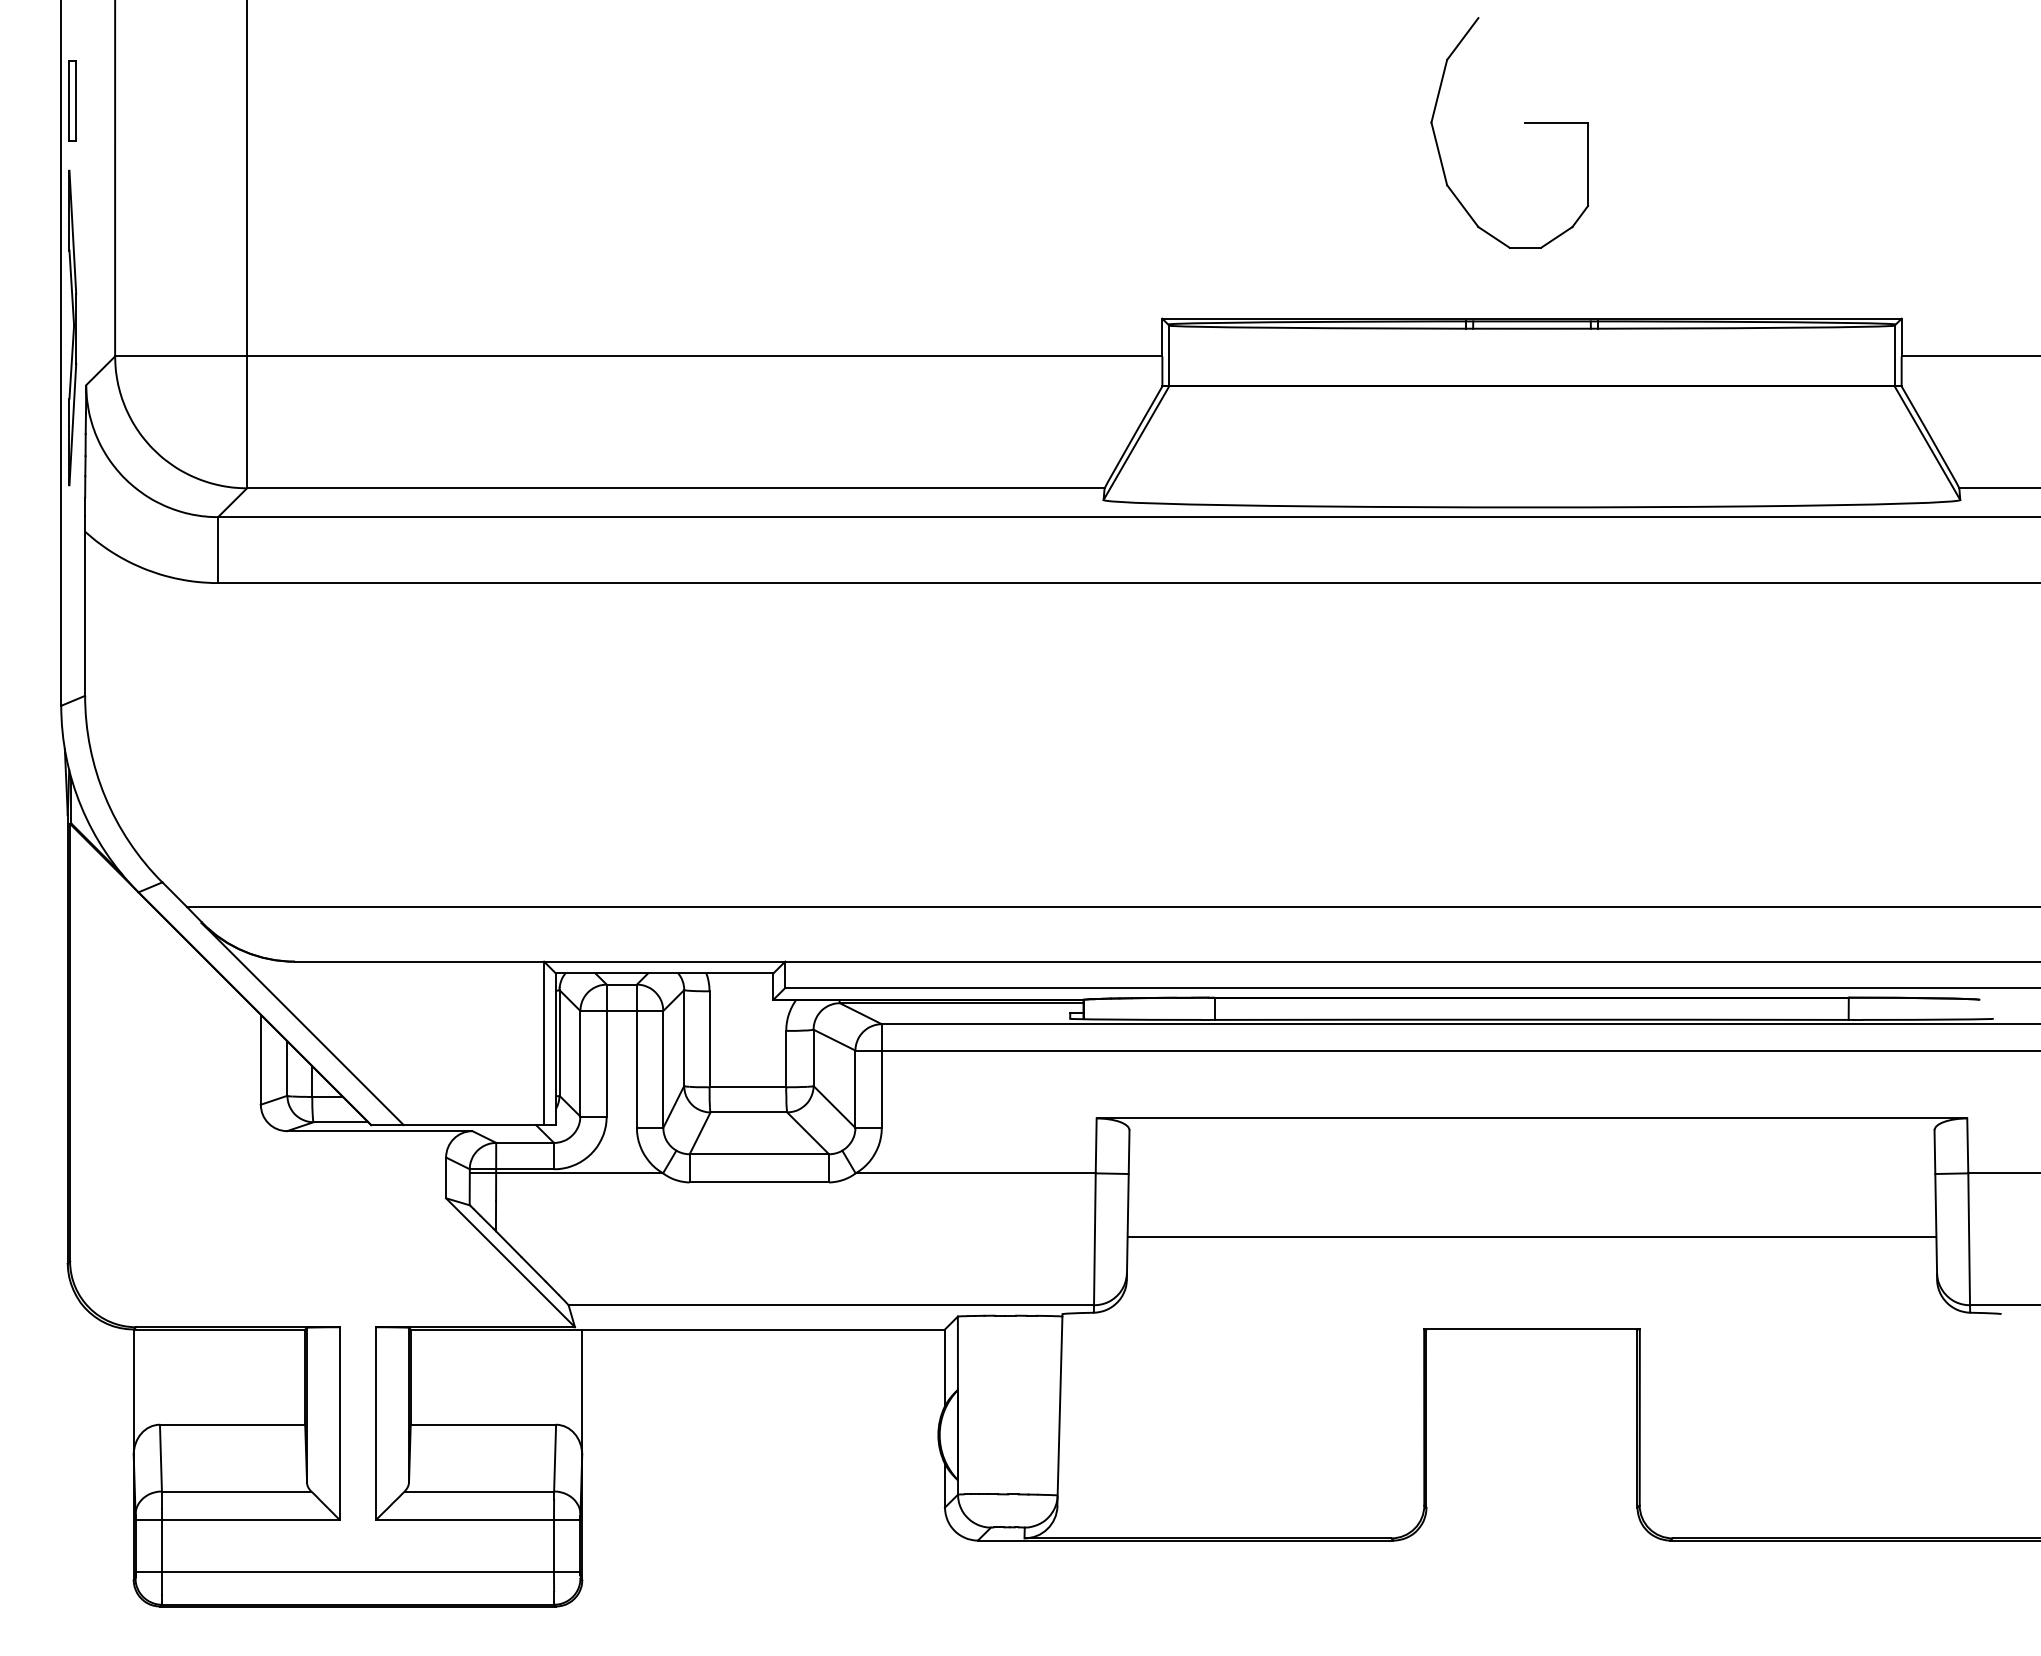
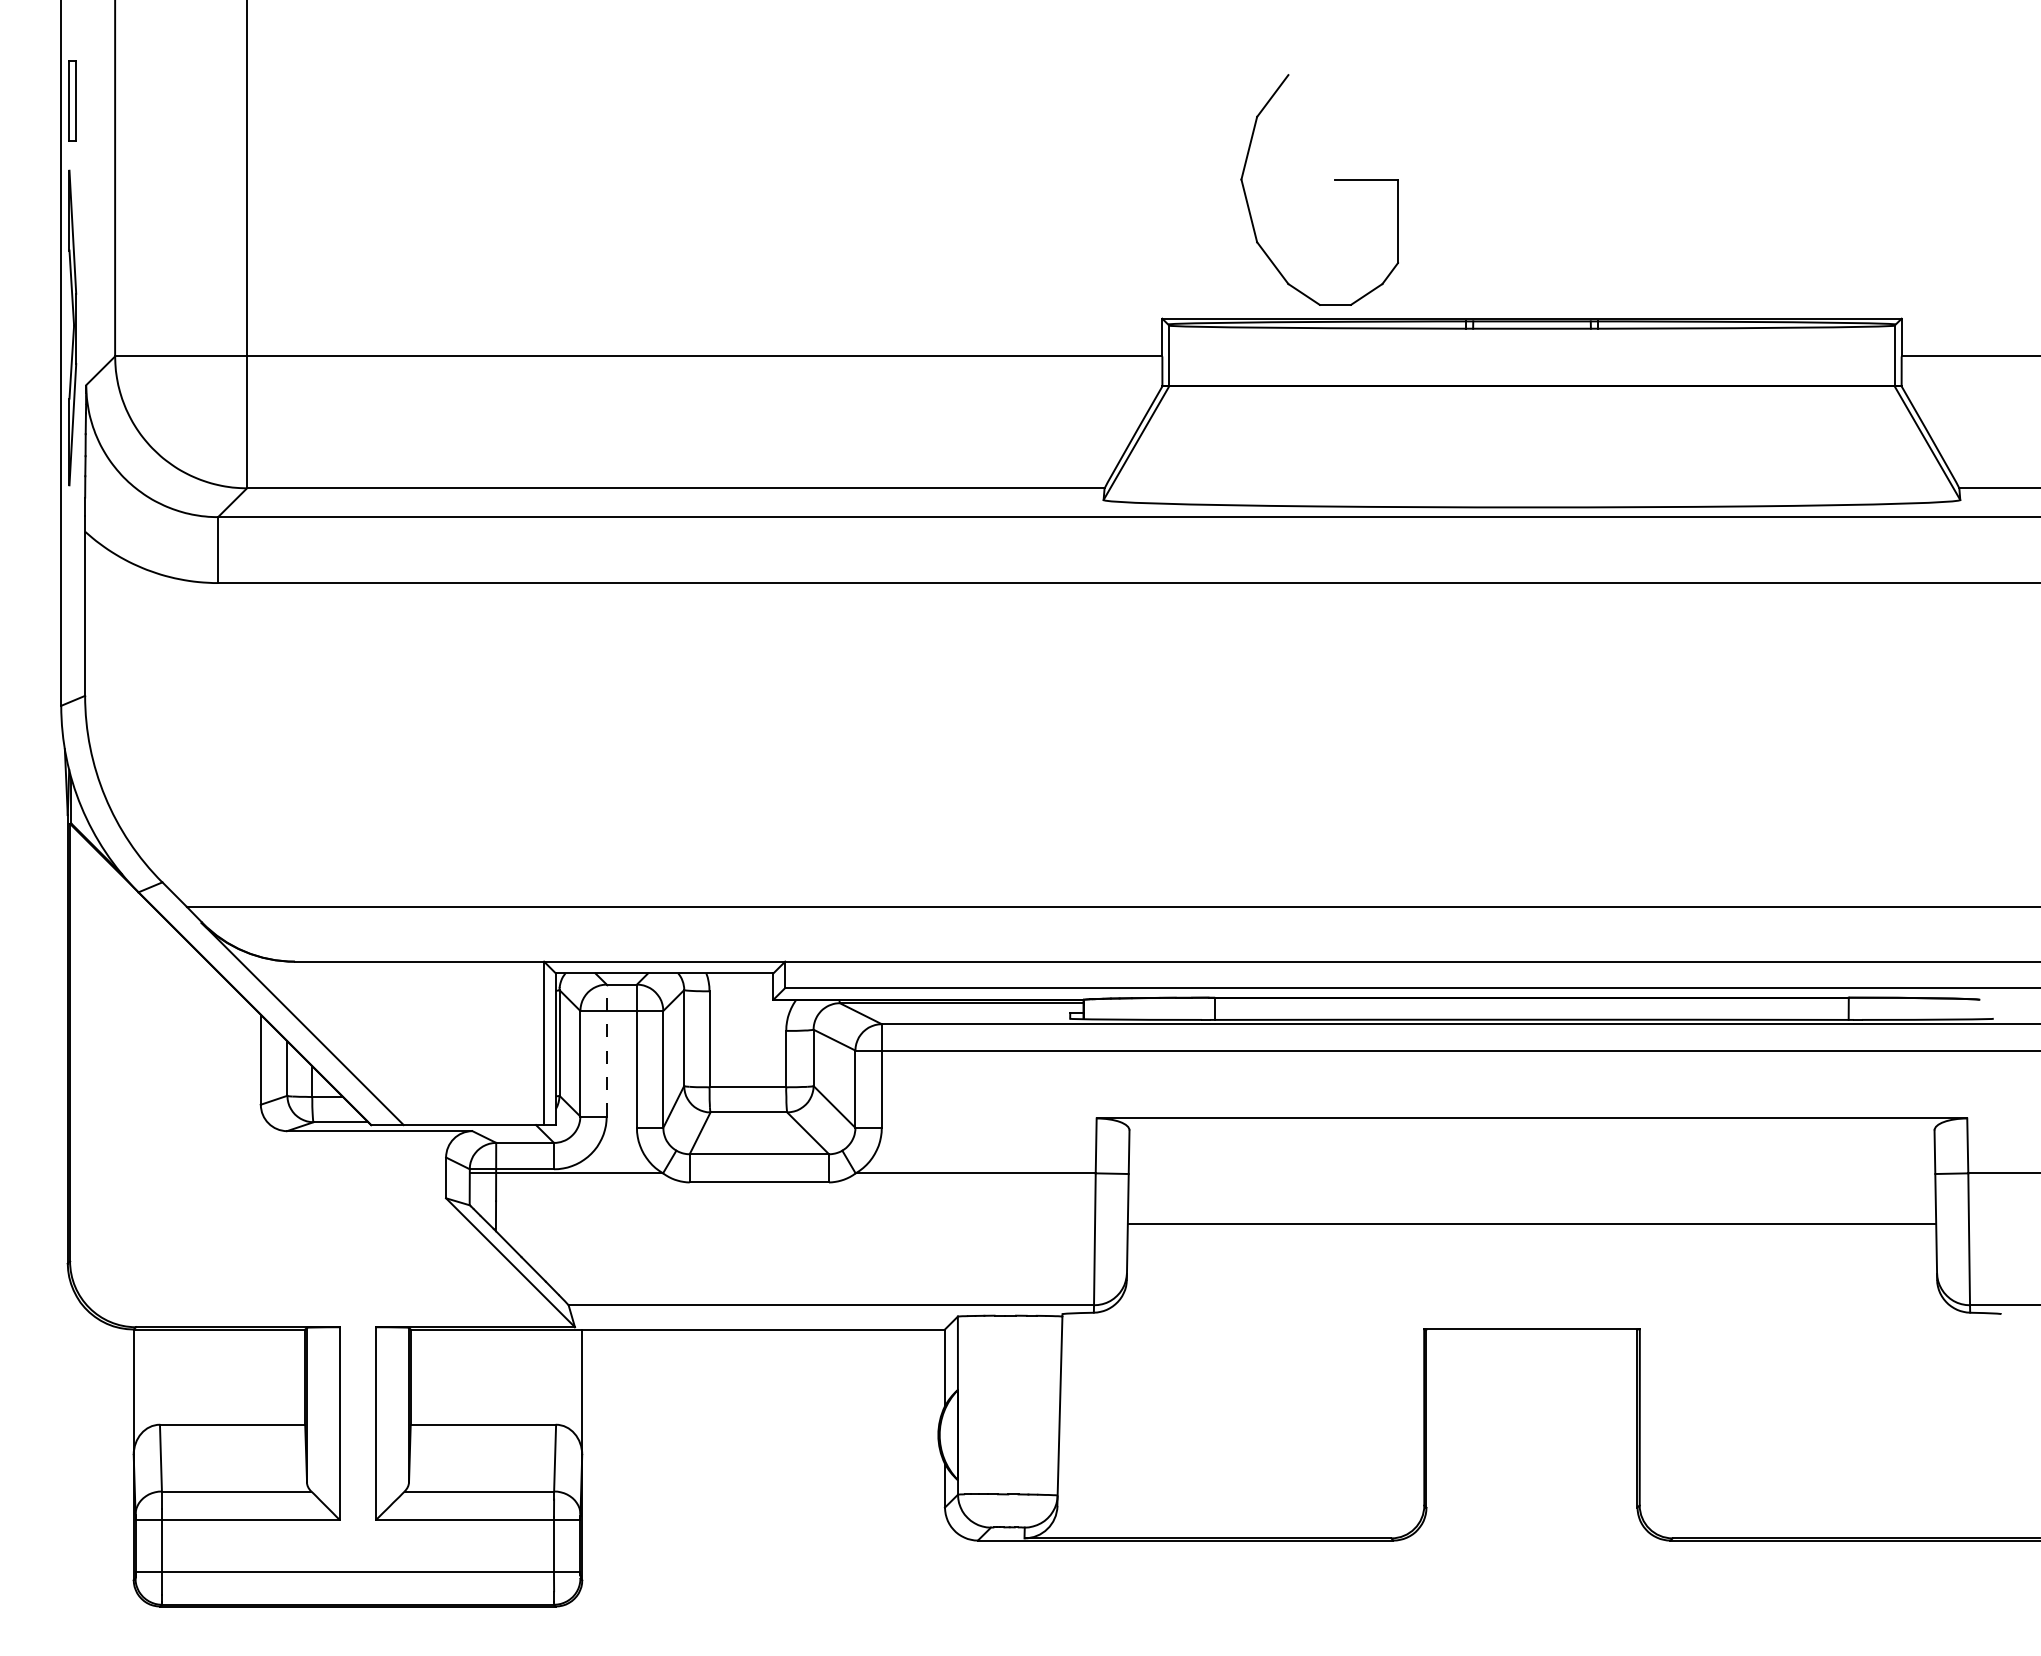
part position: (1524, 123) -> (1334, 180) (1334, 180)
line: solid -> dashed (606, 1050)
line position: (1531, 1237) -> (1531, 1224) (1531, 1224)
